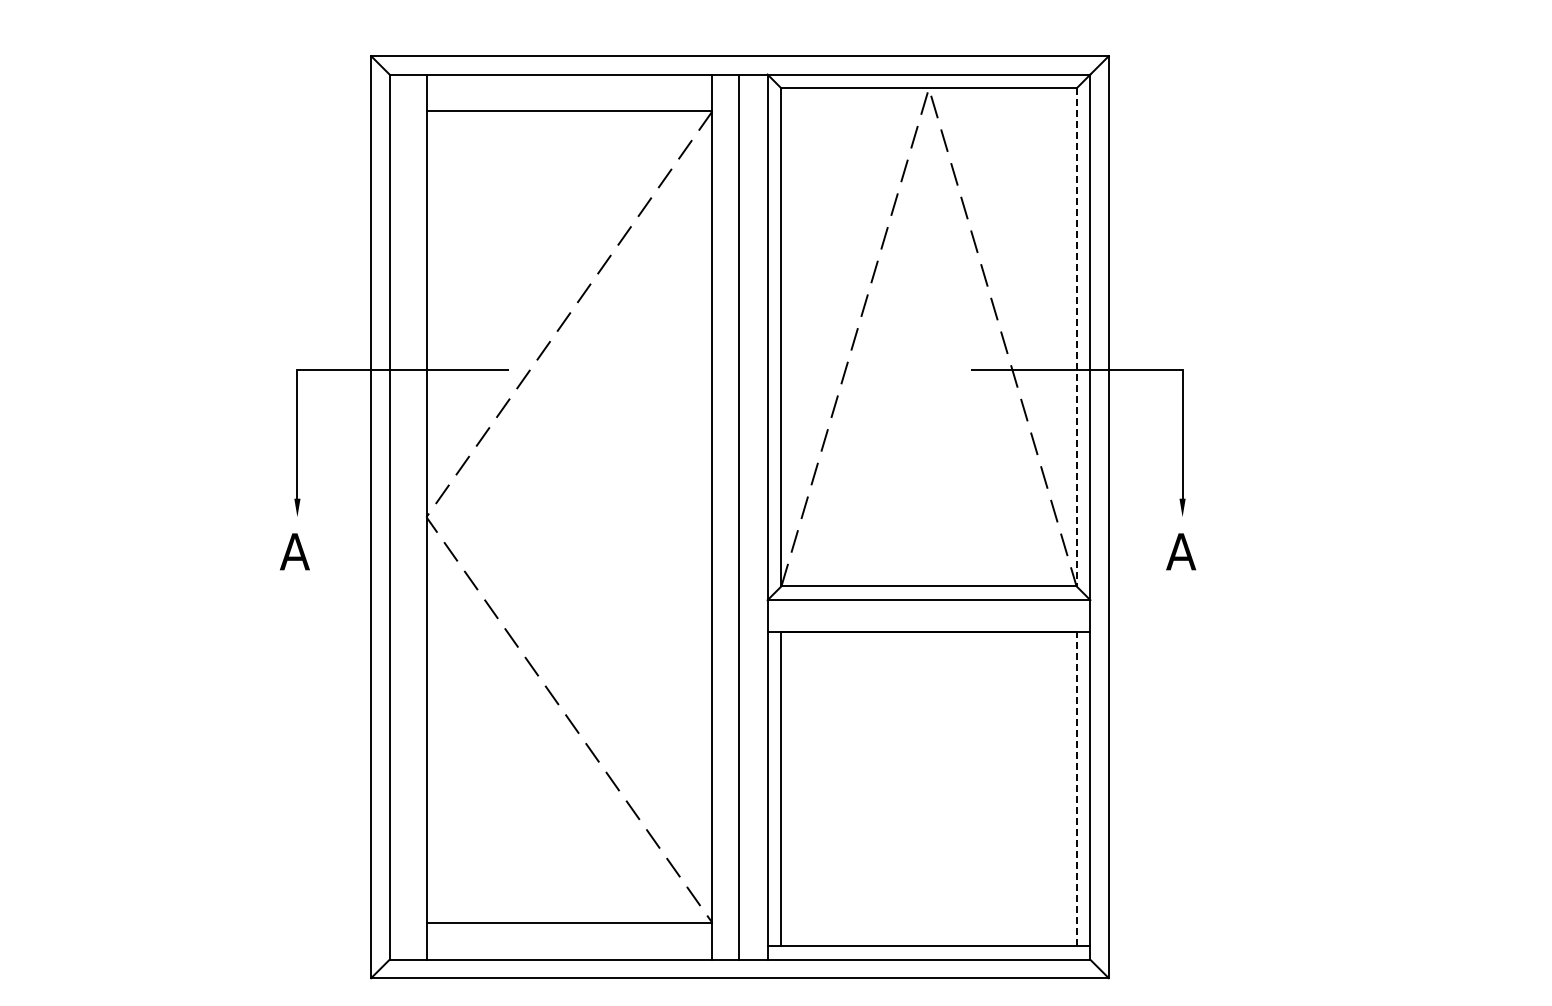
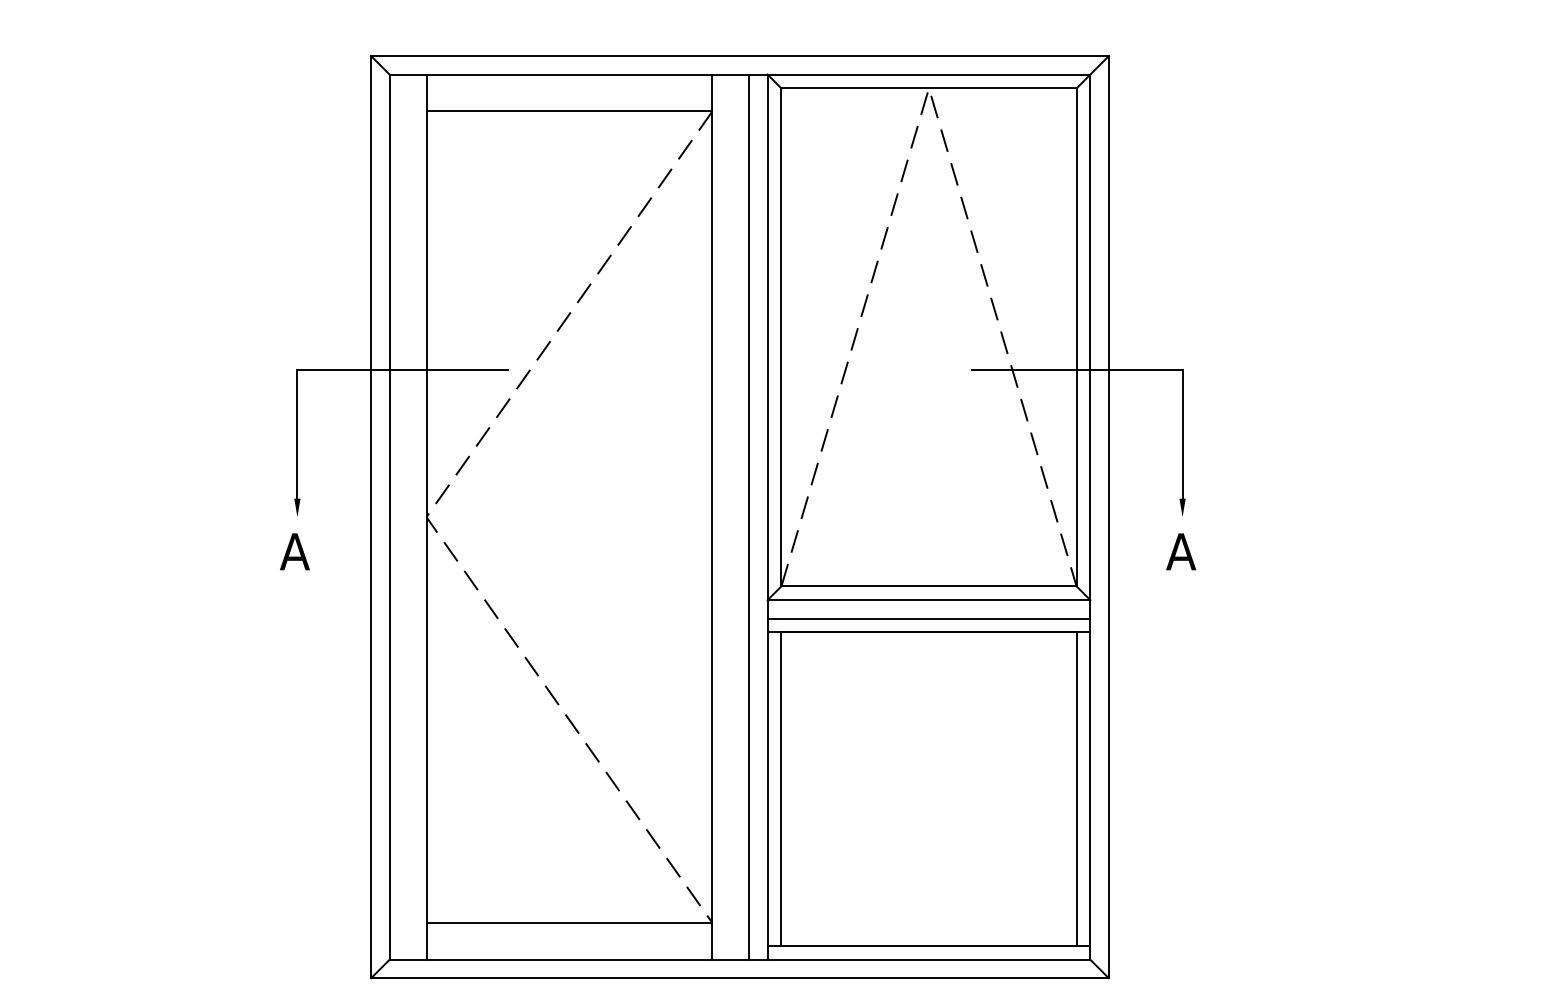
line: dashed -> solid (1076, 337)
line position: (739, 516) -> (749, 516) (749, 516)
line: none -> present (928, 618)
line: dashed -> solid (1076, 789)
